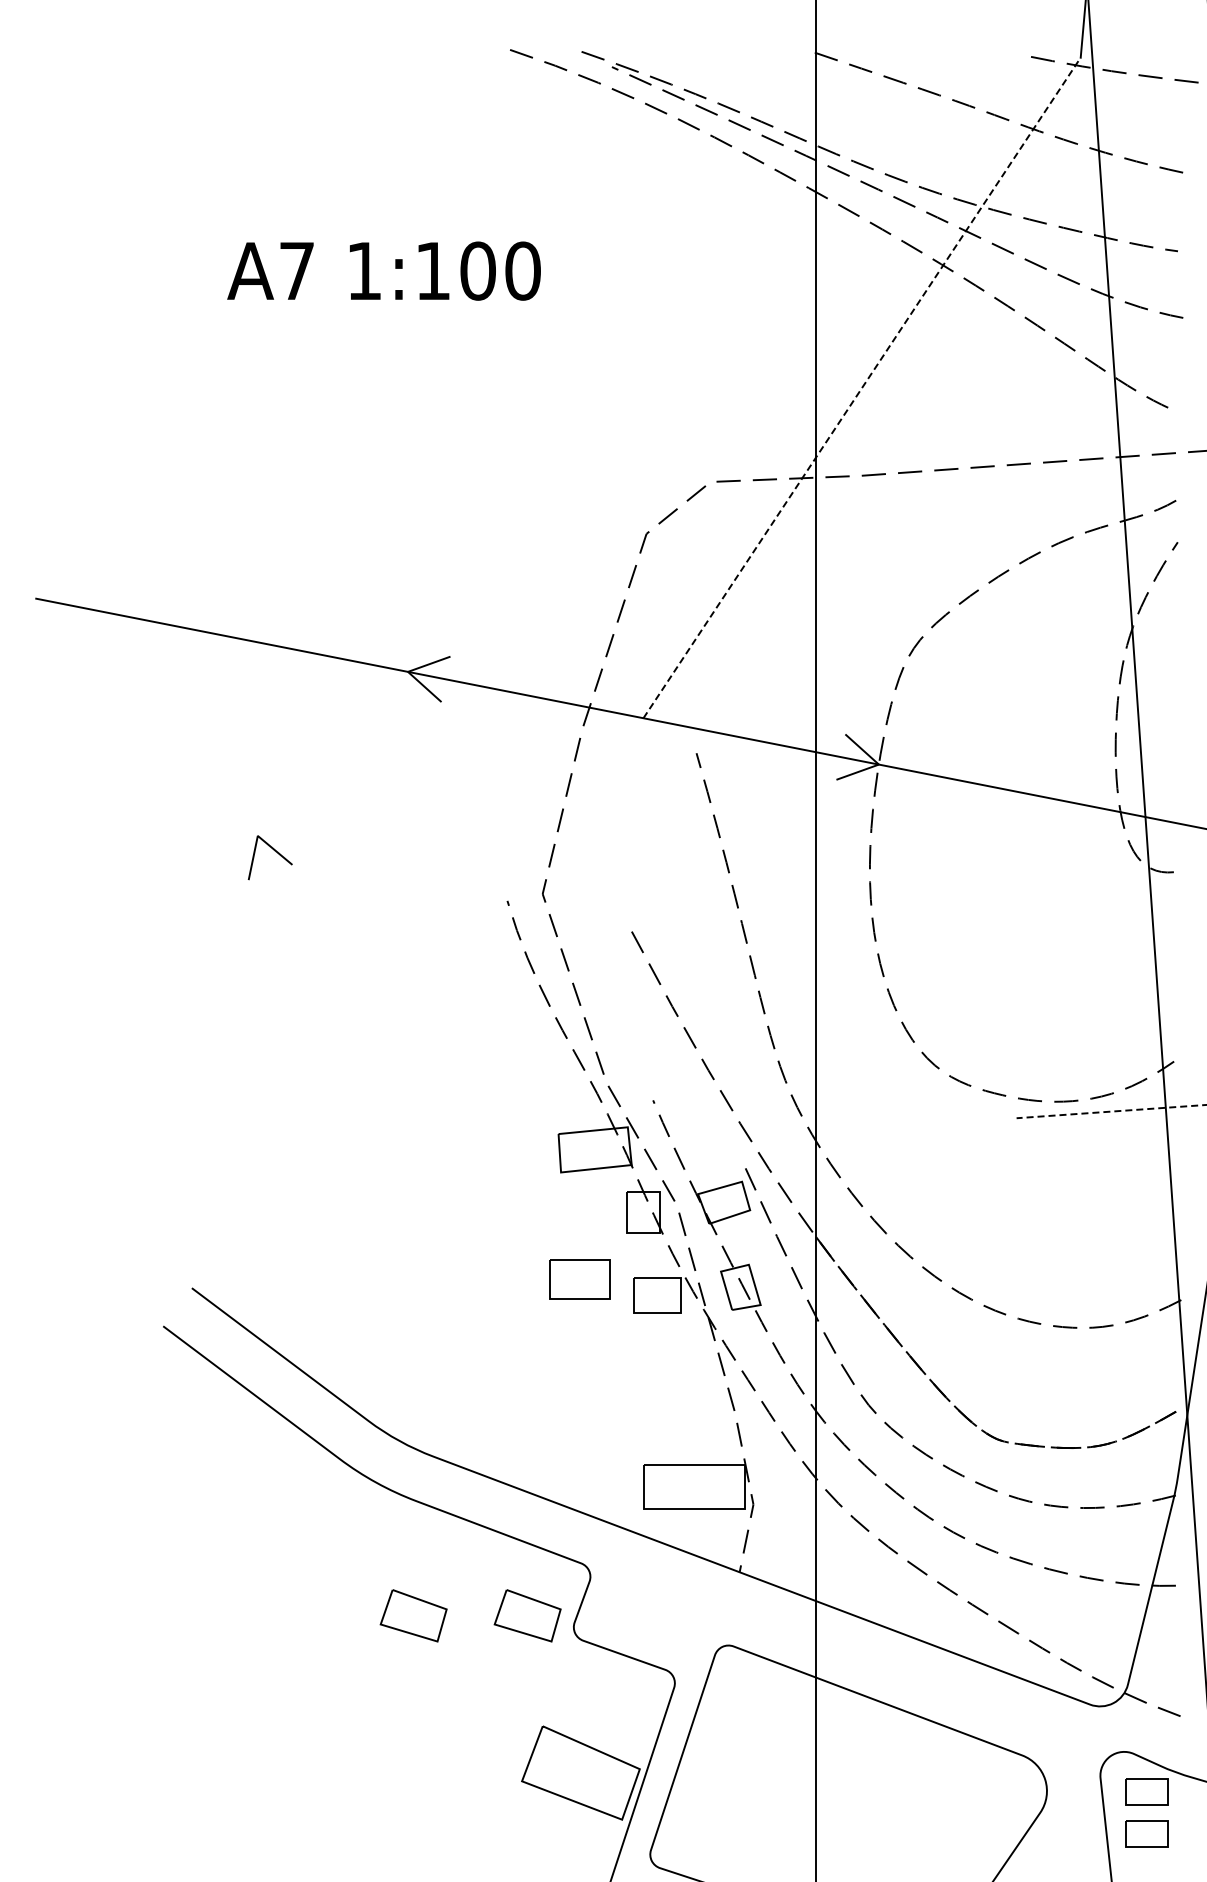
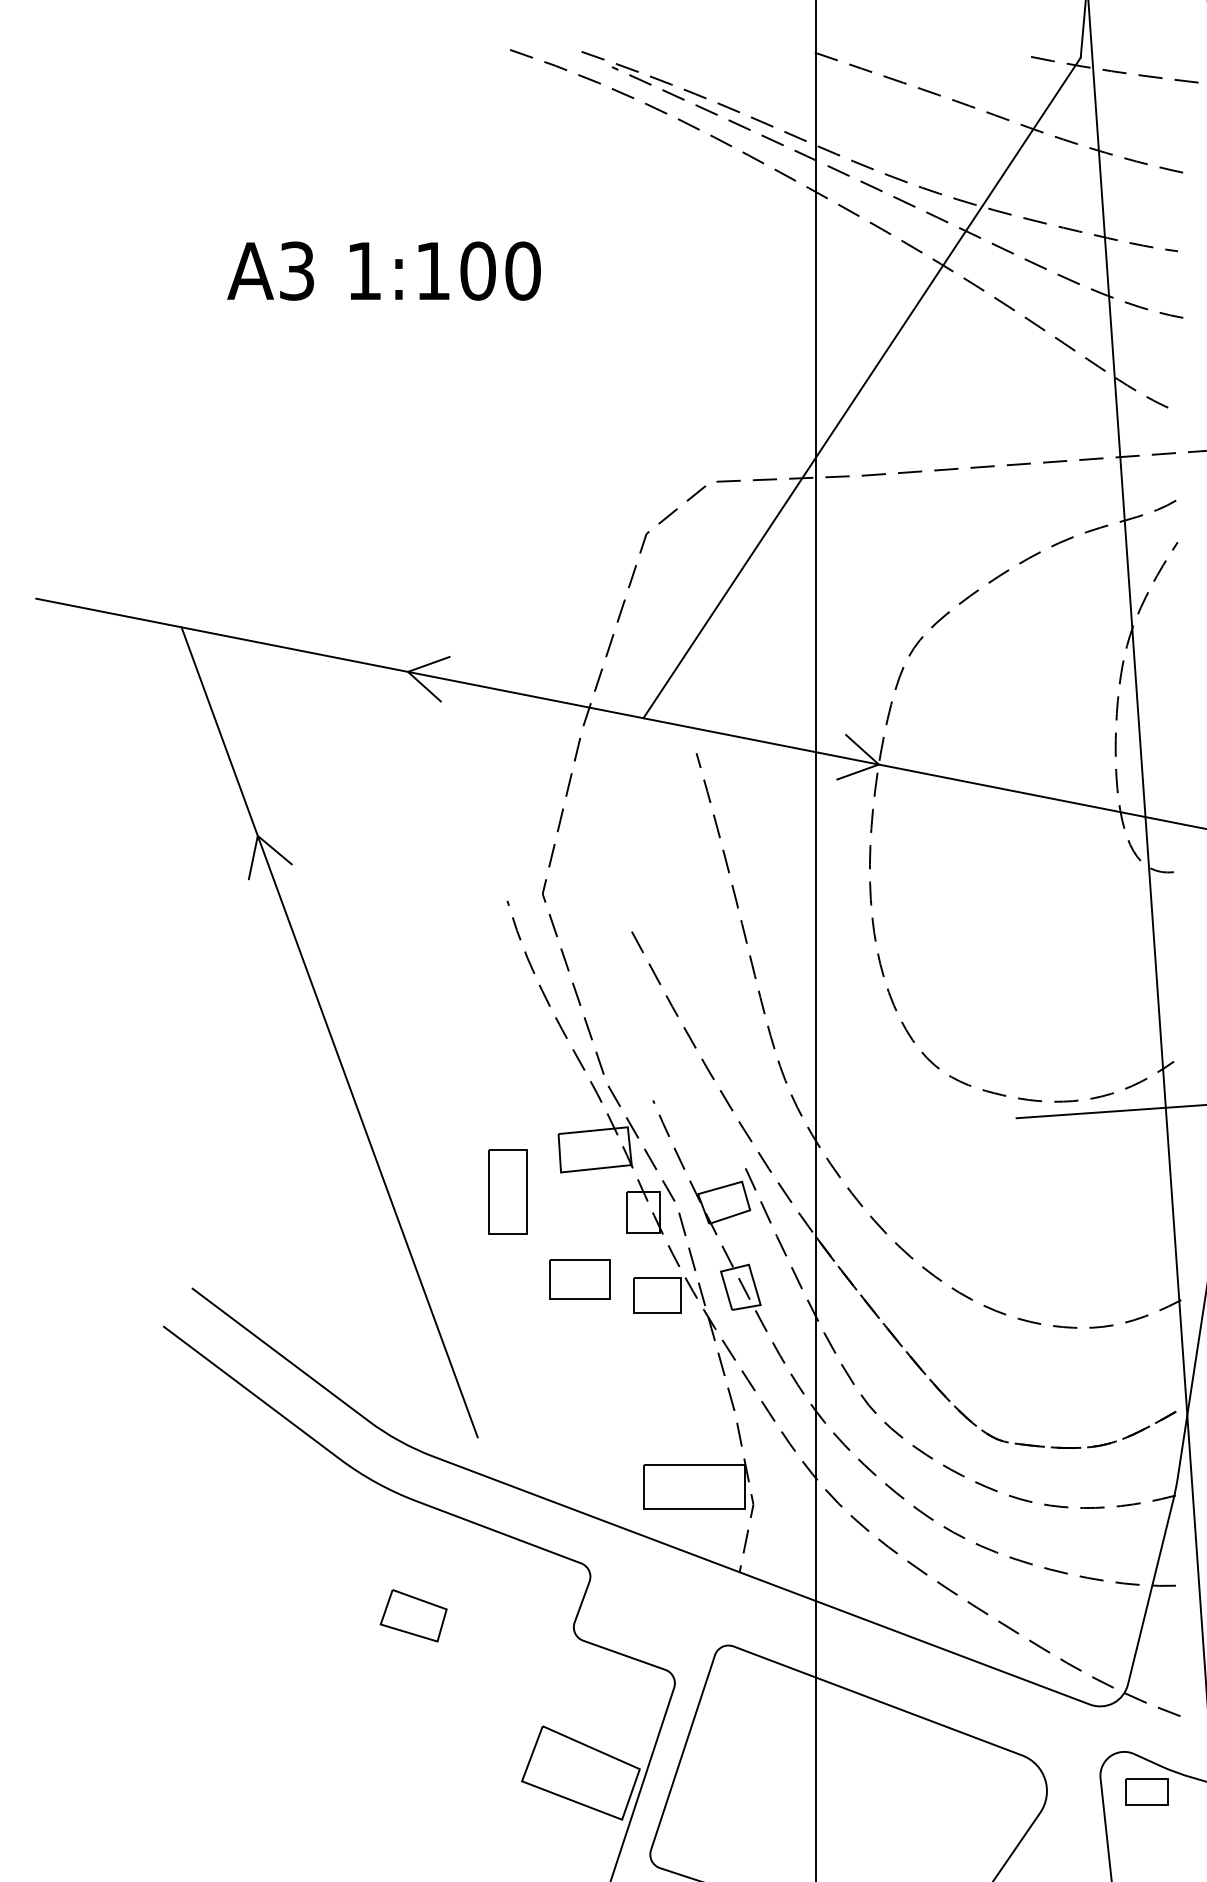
text: A7 -> A3 (296, 270)
line: dashed -> solid (862, 387)
line: none -> present (329, 1032)
line: dashed -> solid (1111, 1111)
part: none -> present (507, 1191)
part: present -> none (527, 1615)
part: present -> none (1146, 1833)
